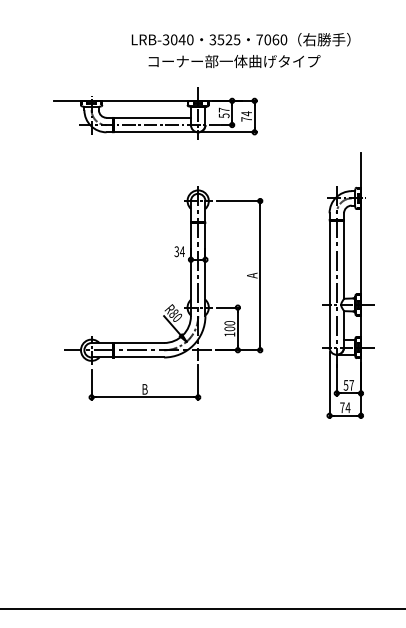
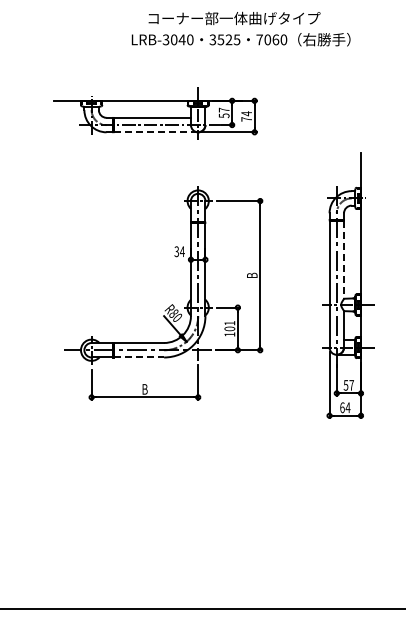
text position: (234, 61) -> (234, 18) (234, 18)
line: solid -> dashed (156, 132)
line: solid -> dashed (344, 260)
text: A -> B (252, 275)
text: 100 -> 101 (229, 323)
line: solid -> dashed (139, 357)
text: 74 -> 64 (342, 407)
